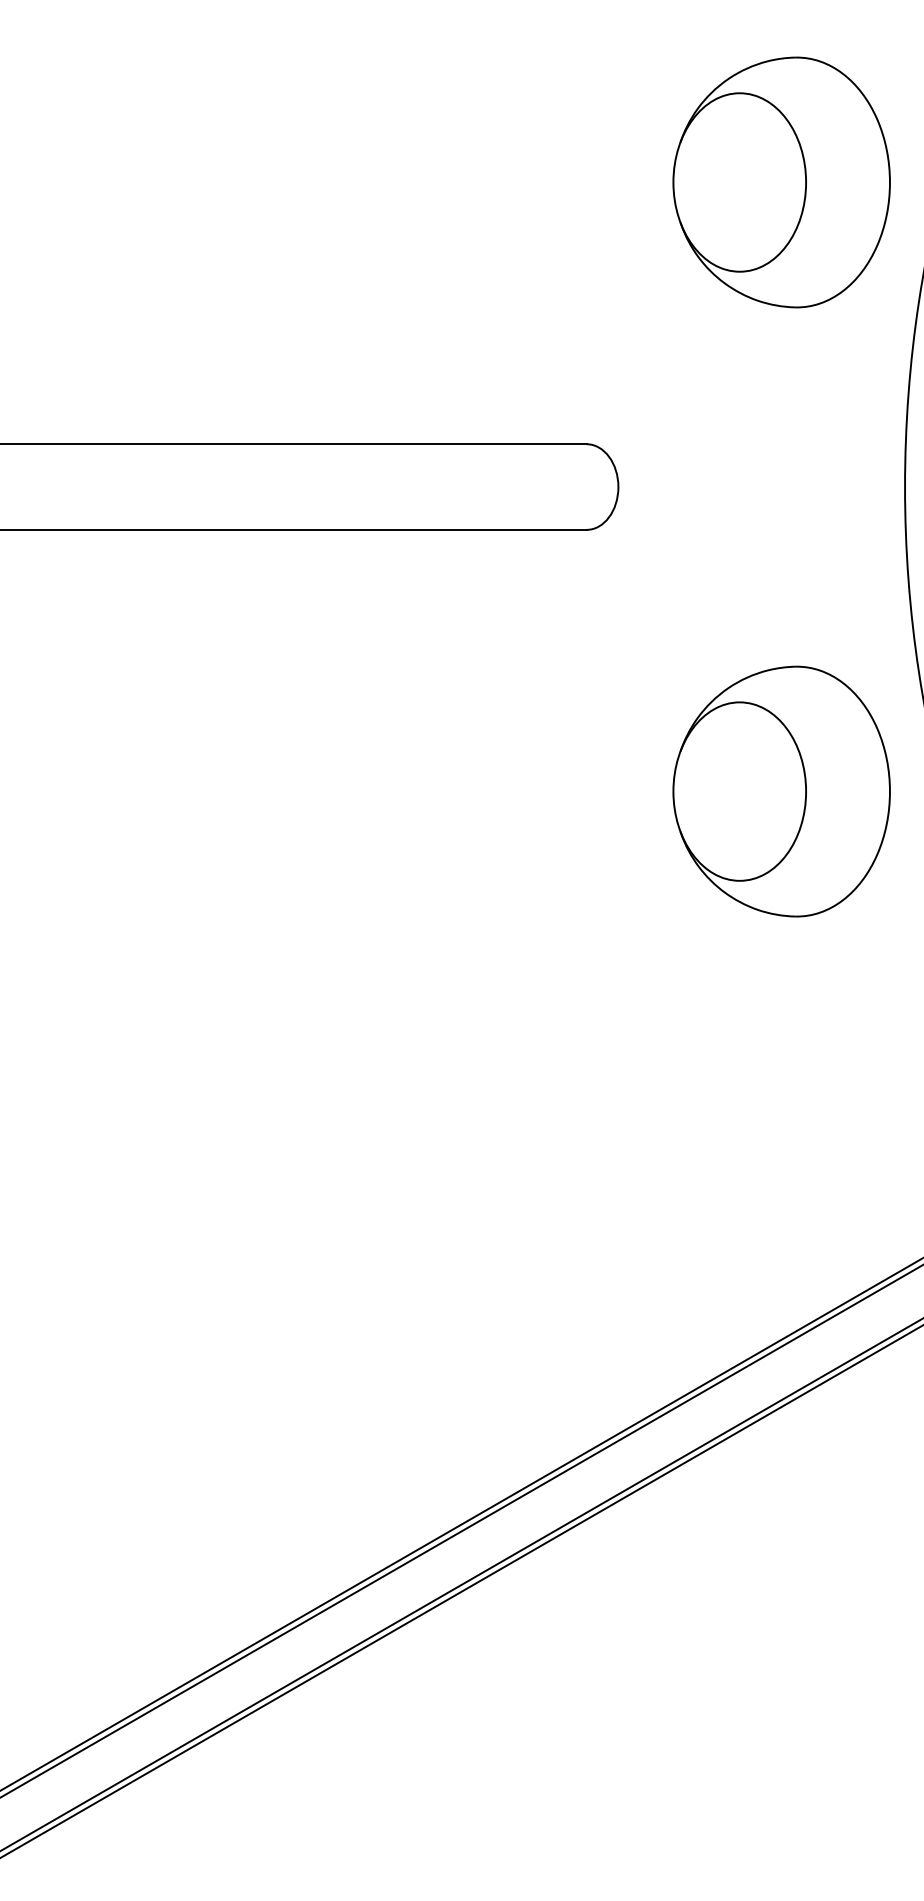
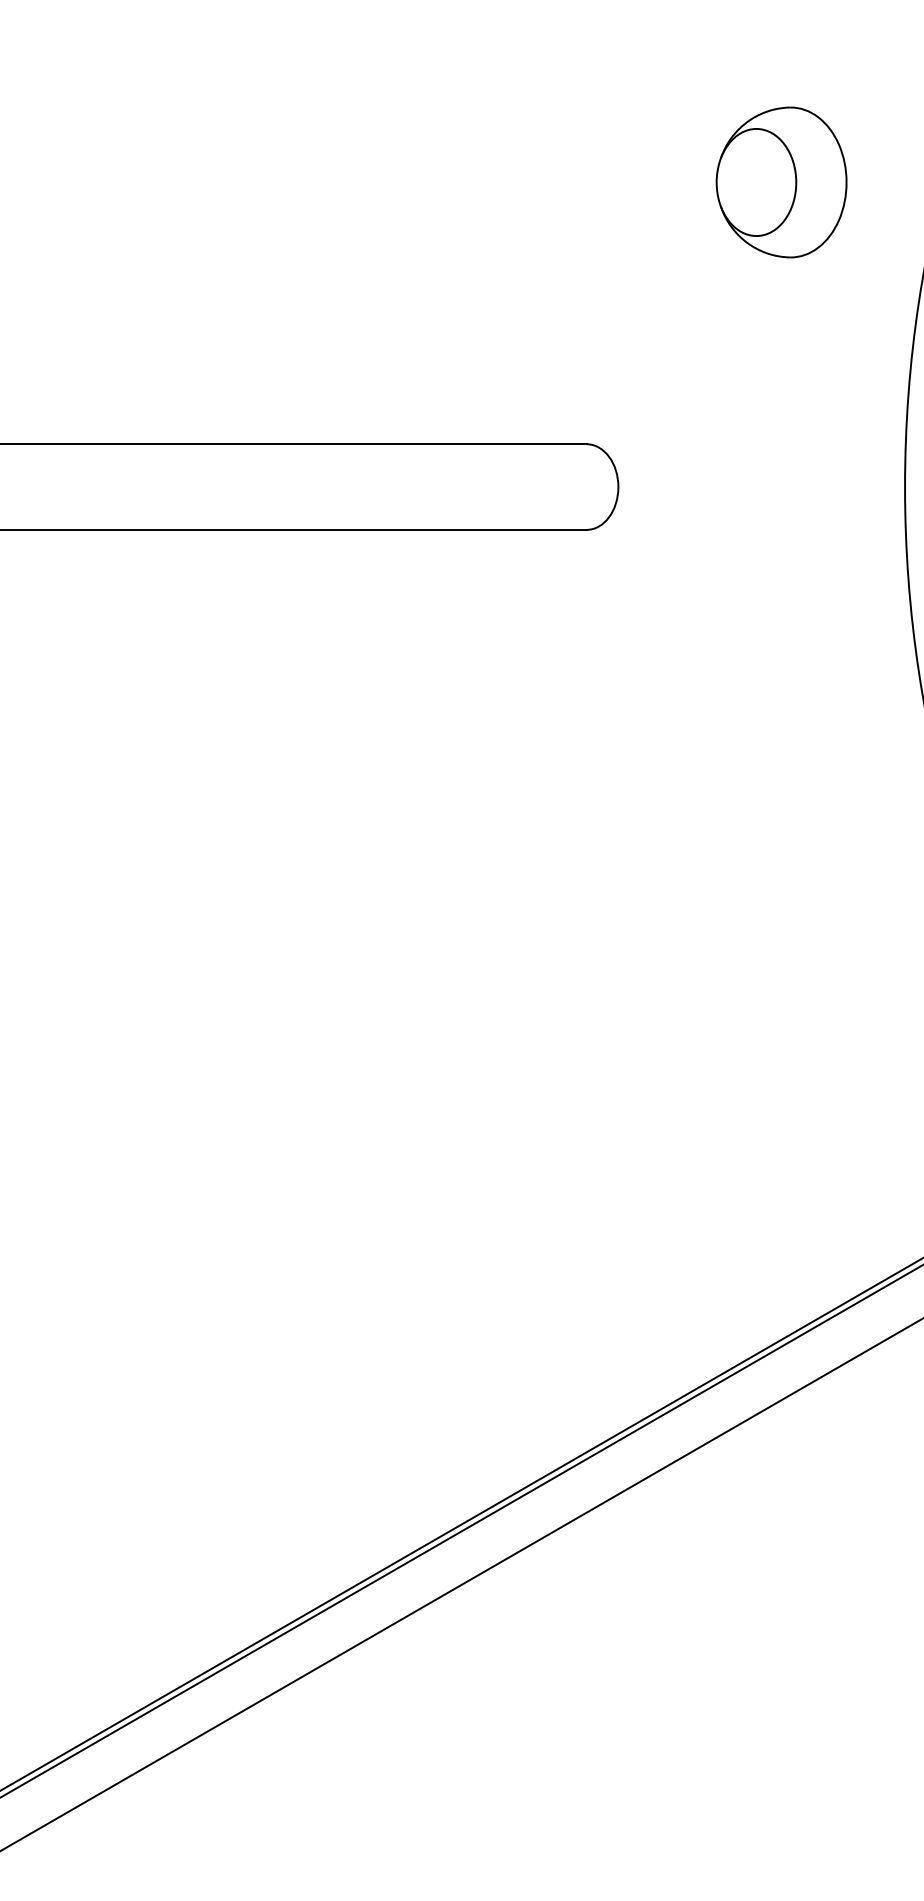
part size: 219x253 px -> 133x153 px (781, 182)
part: present -> none (781, 791)
line: present -> none (461, 1591)
